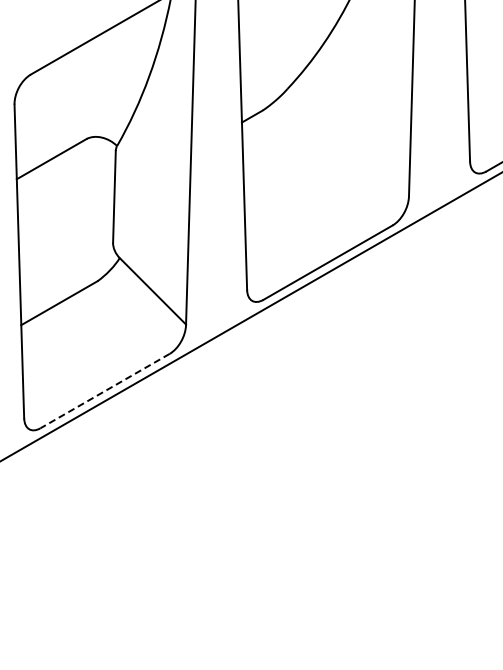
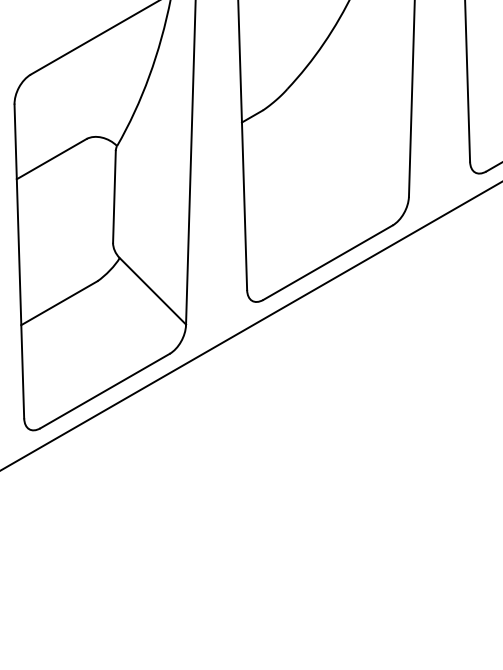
line position: (250, 317) -> (250, 326) (250, 326)
line: dashed -> solid (105, 391)
